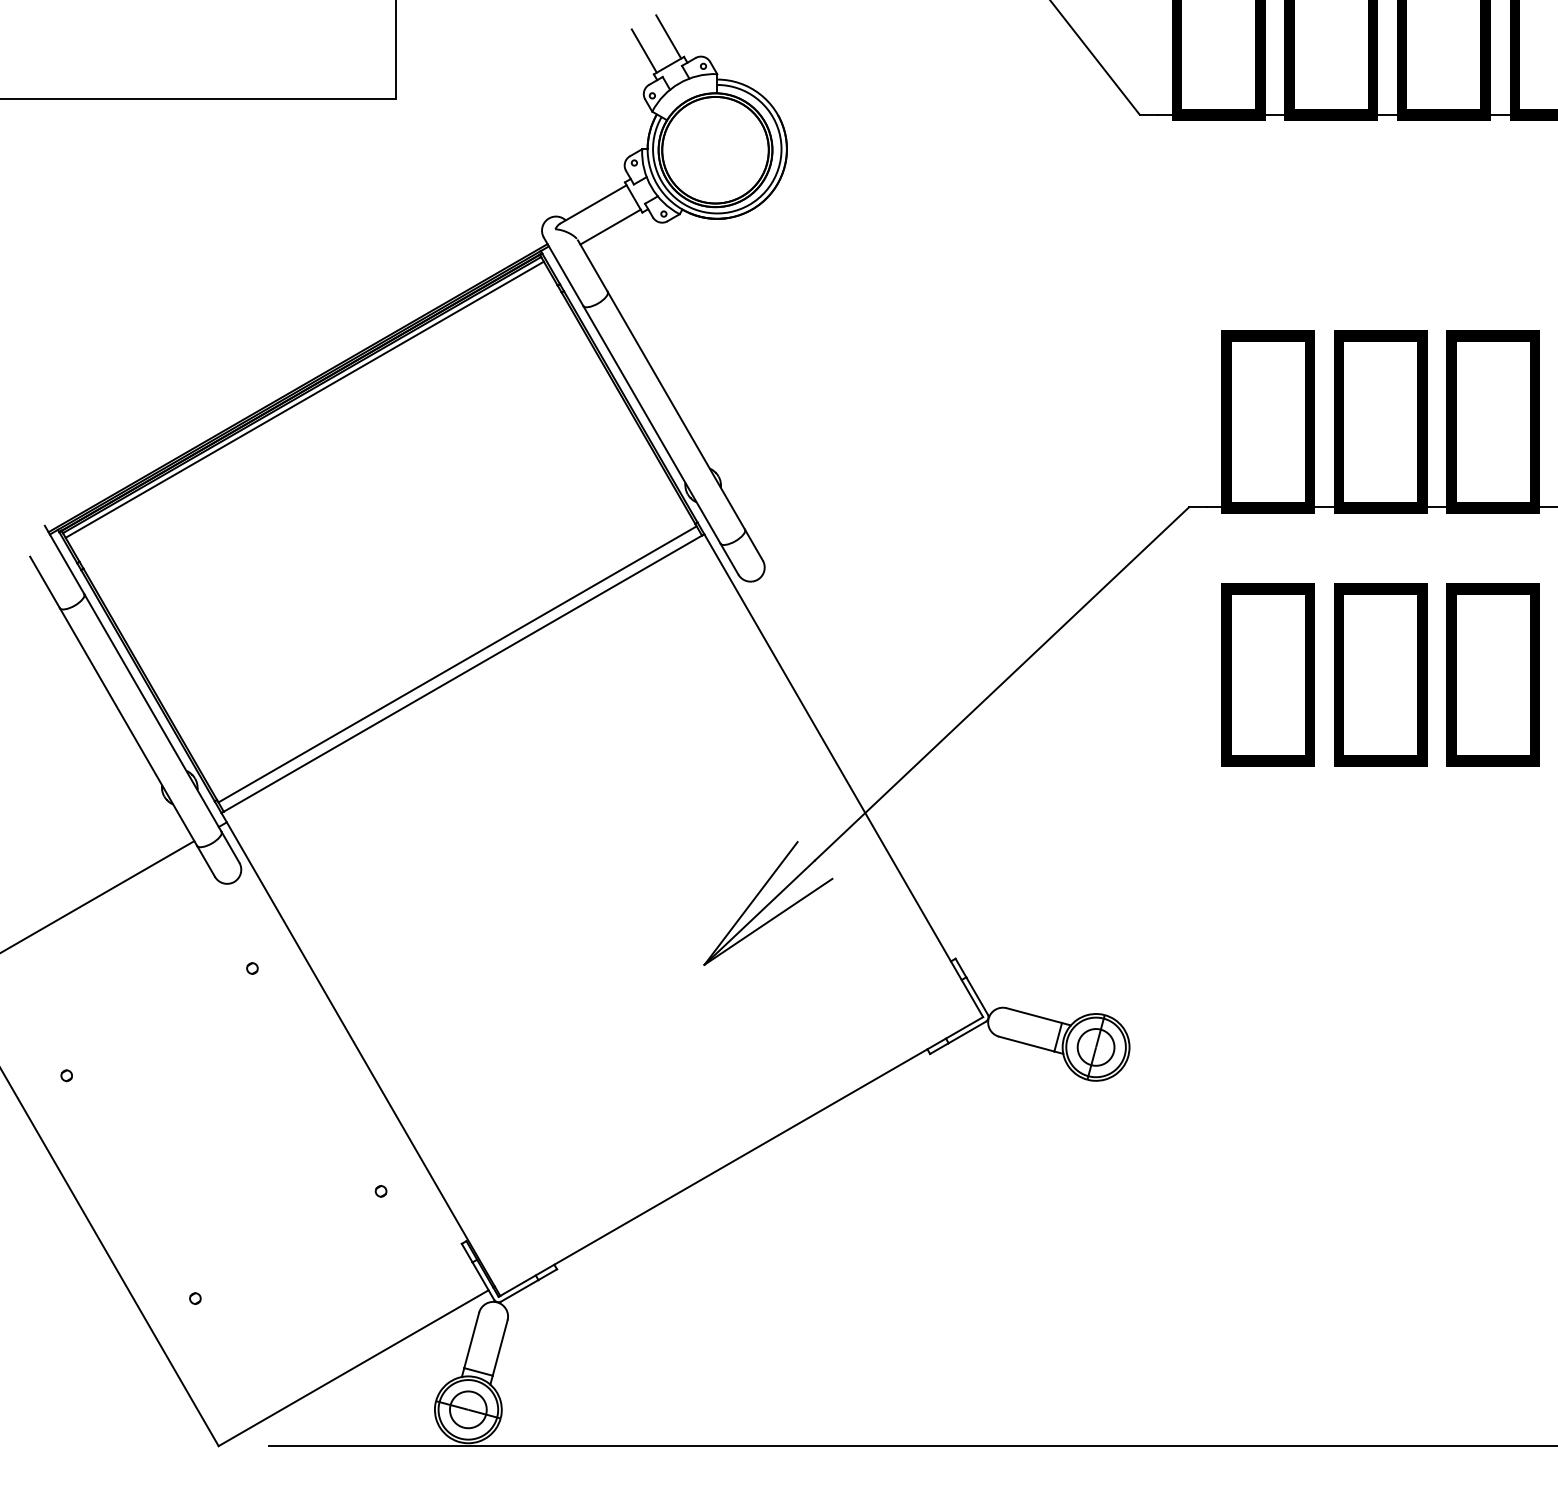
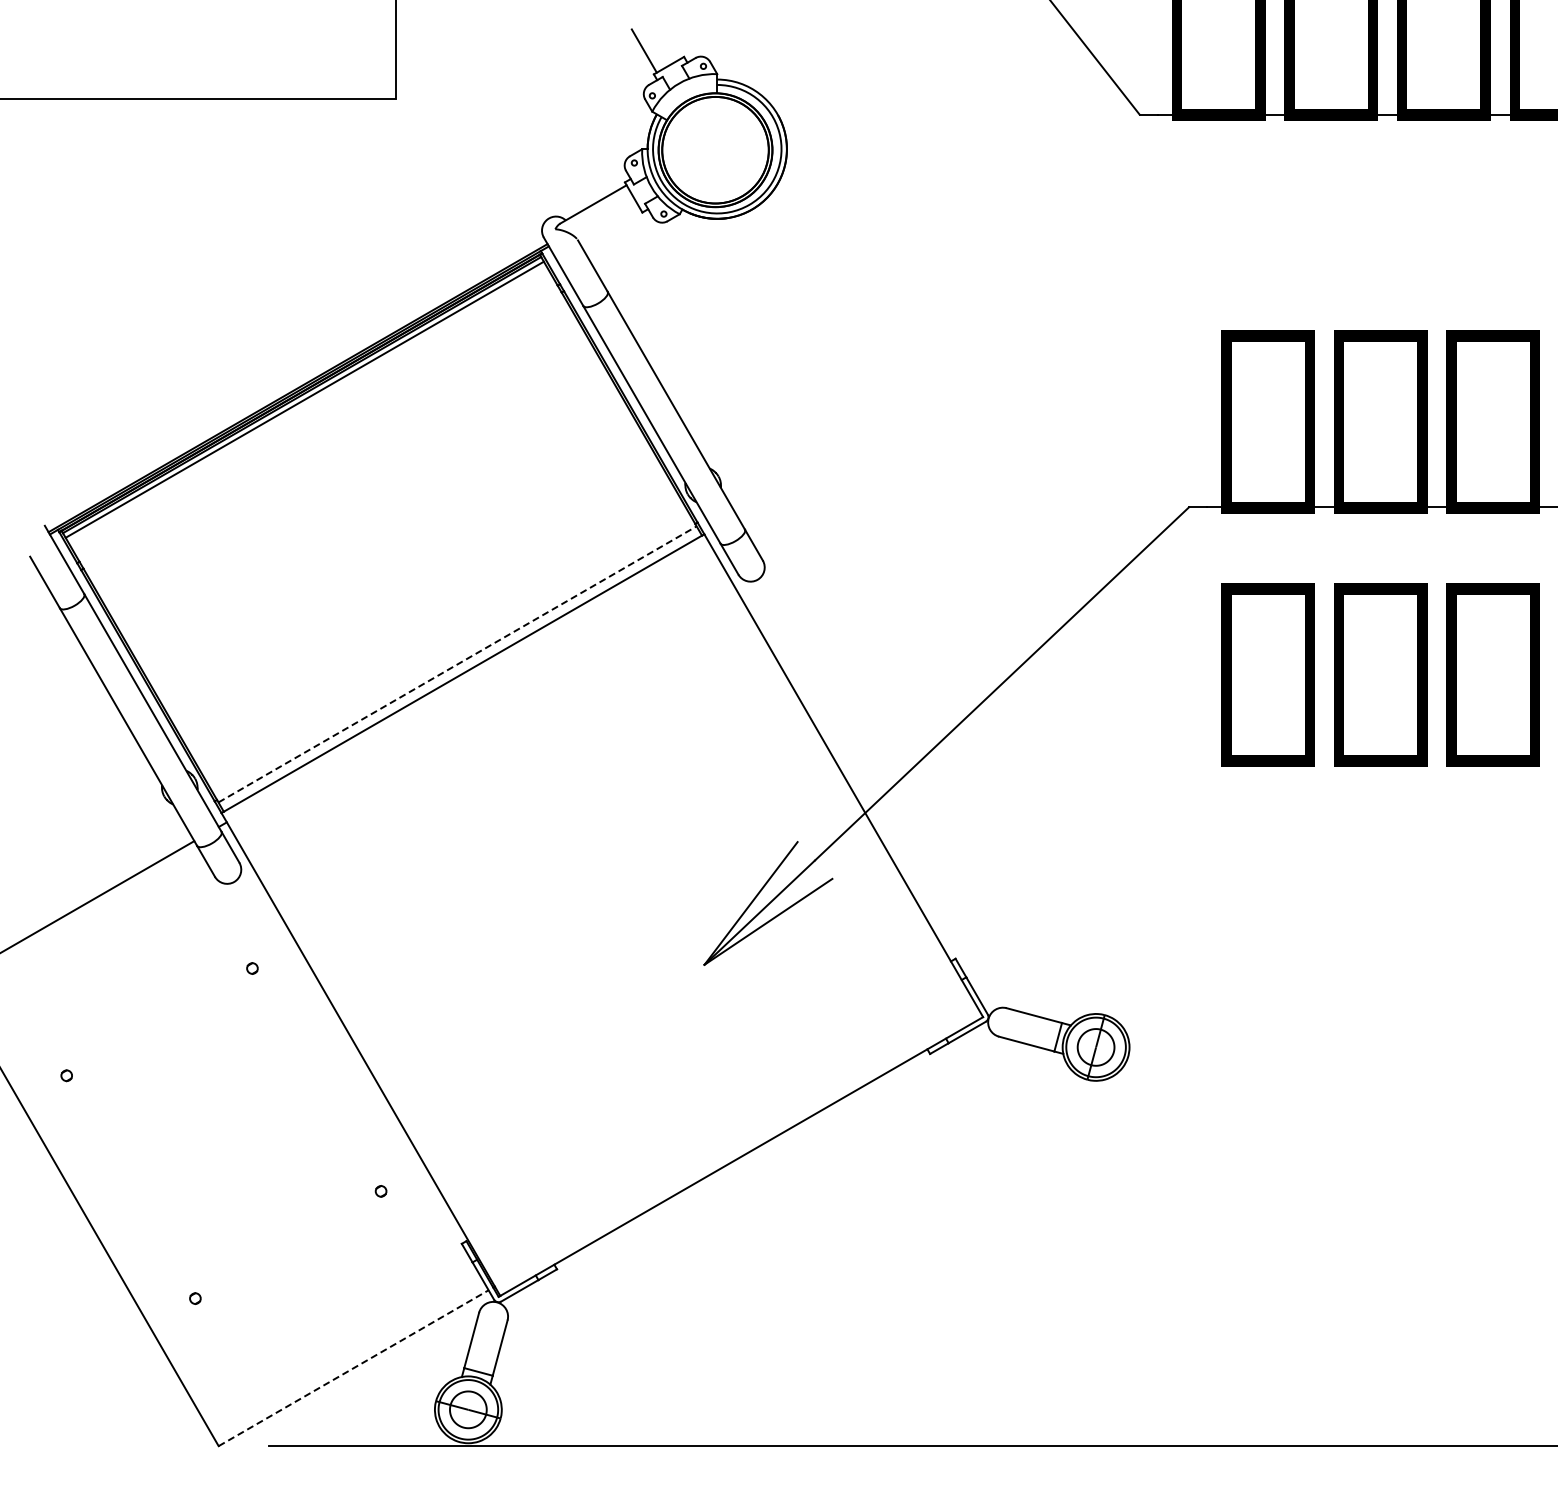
line: present -> none (668, 36)
line: present -> none (610, 226)
line: solid -> dashed (458, 664)
line: solid -> dashed (353, 1368)
